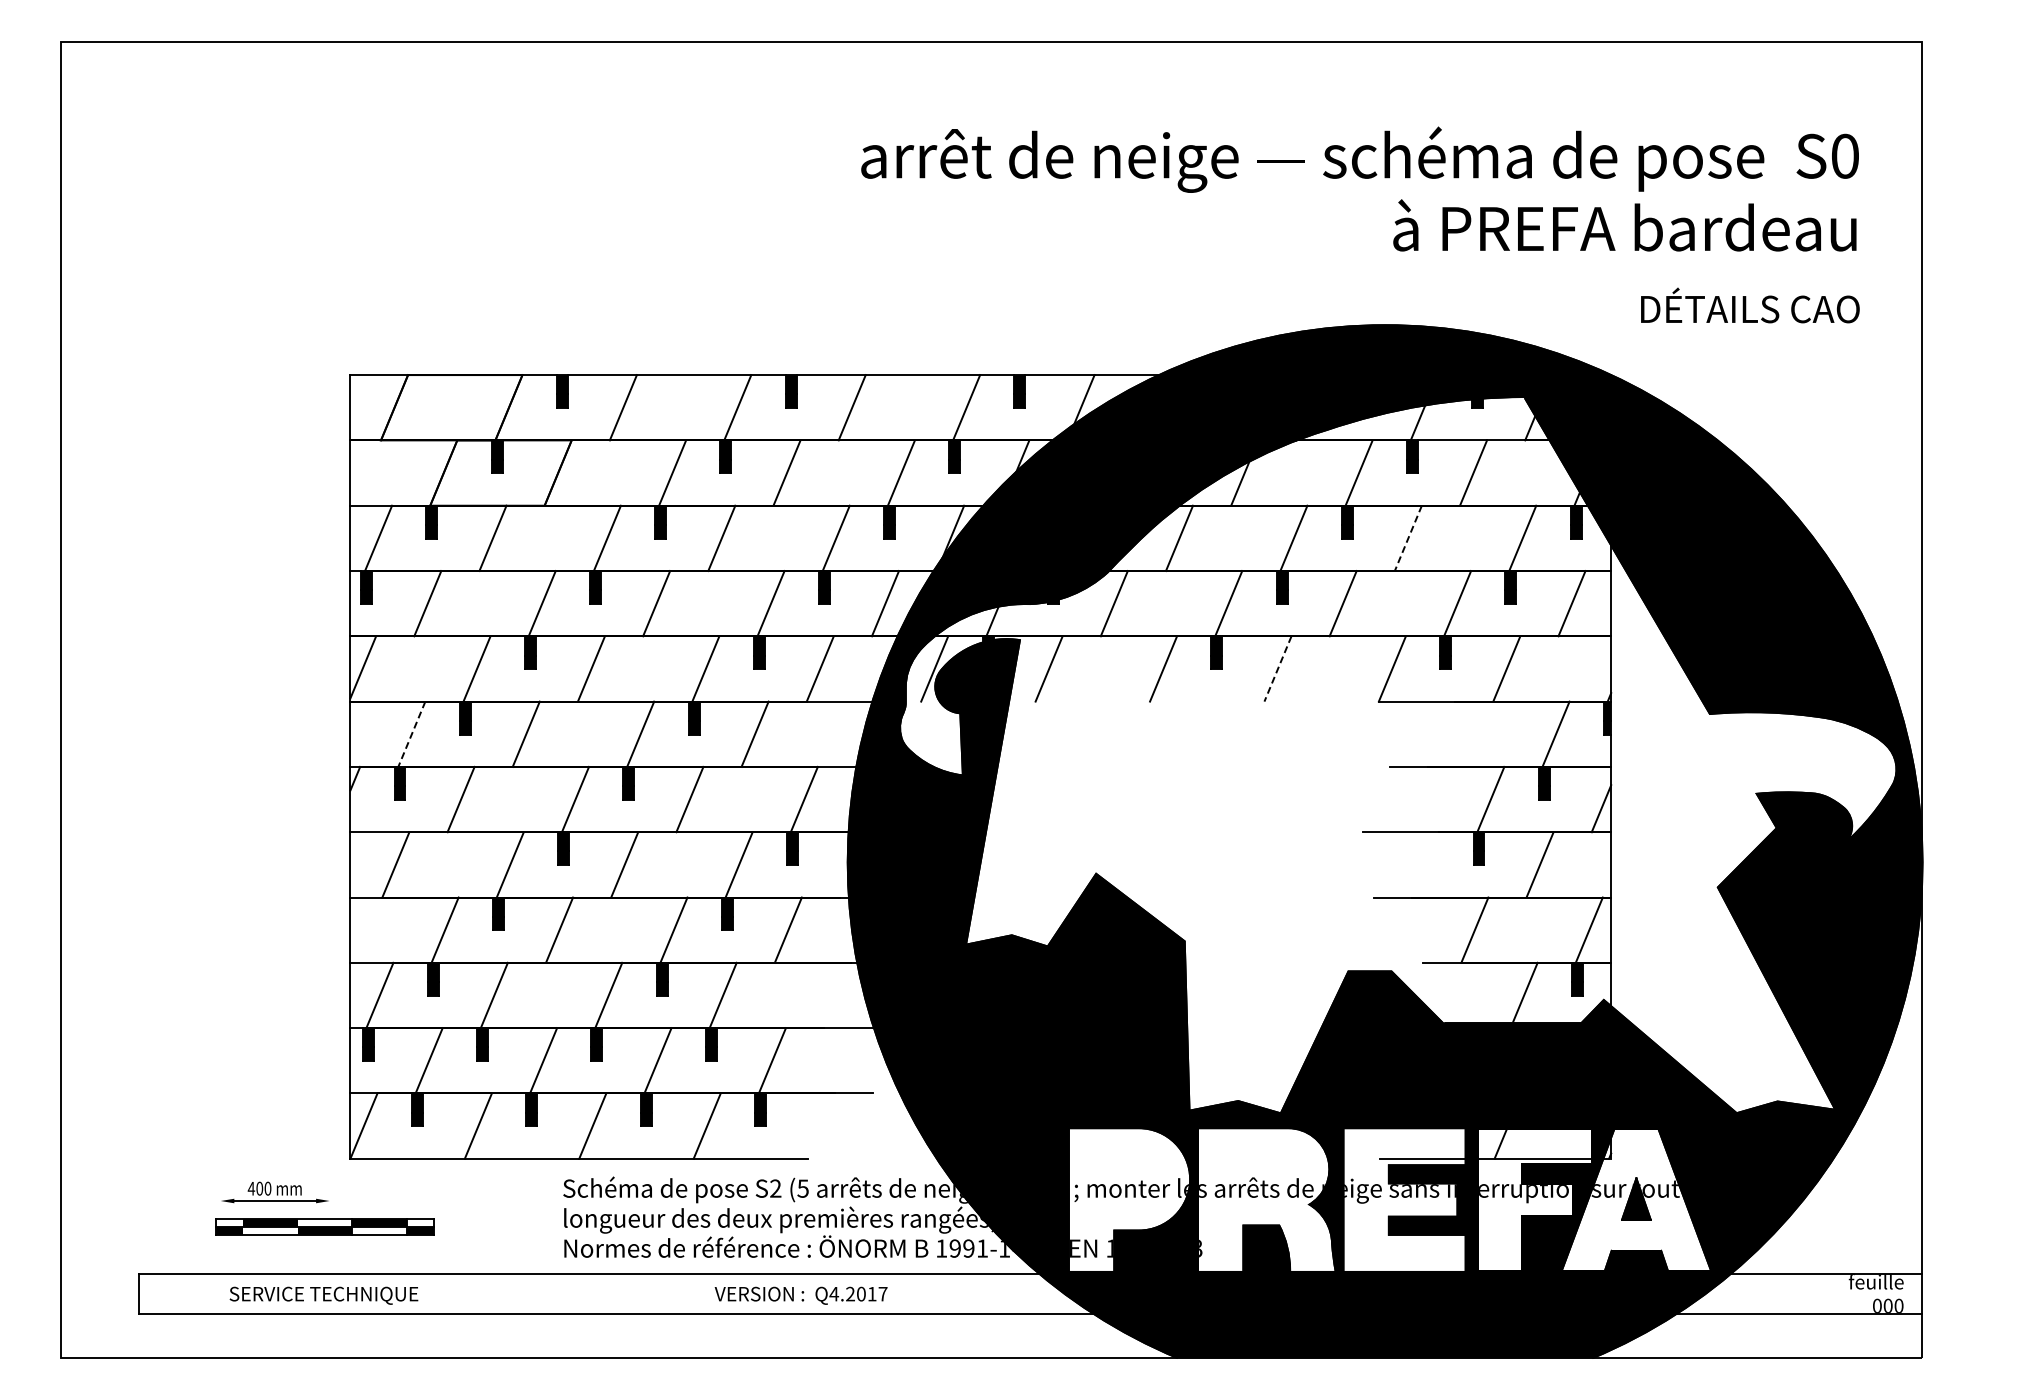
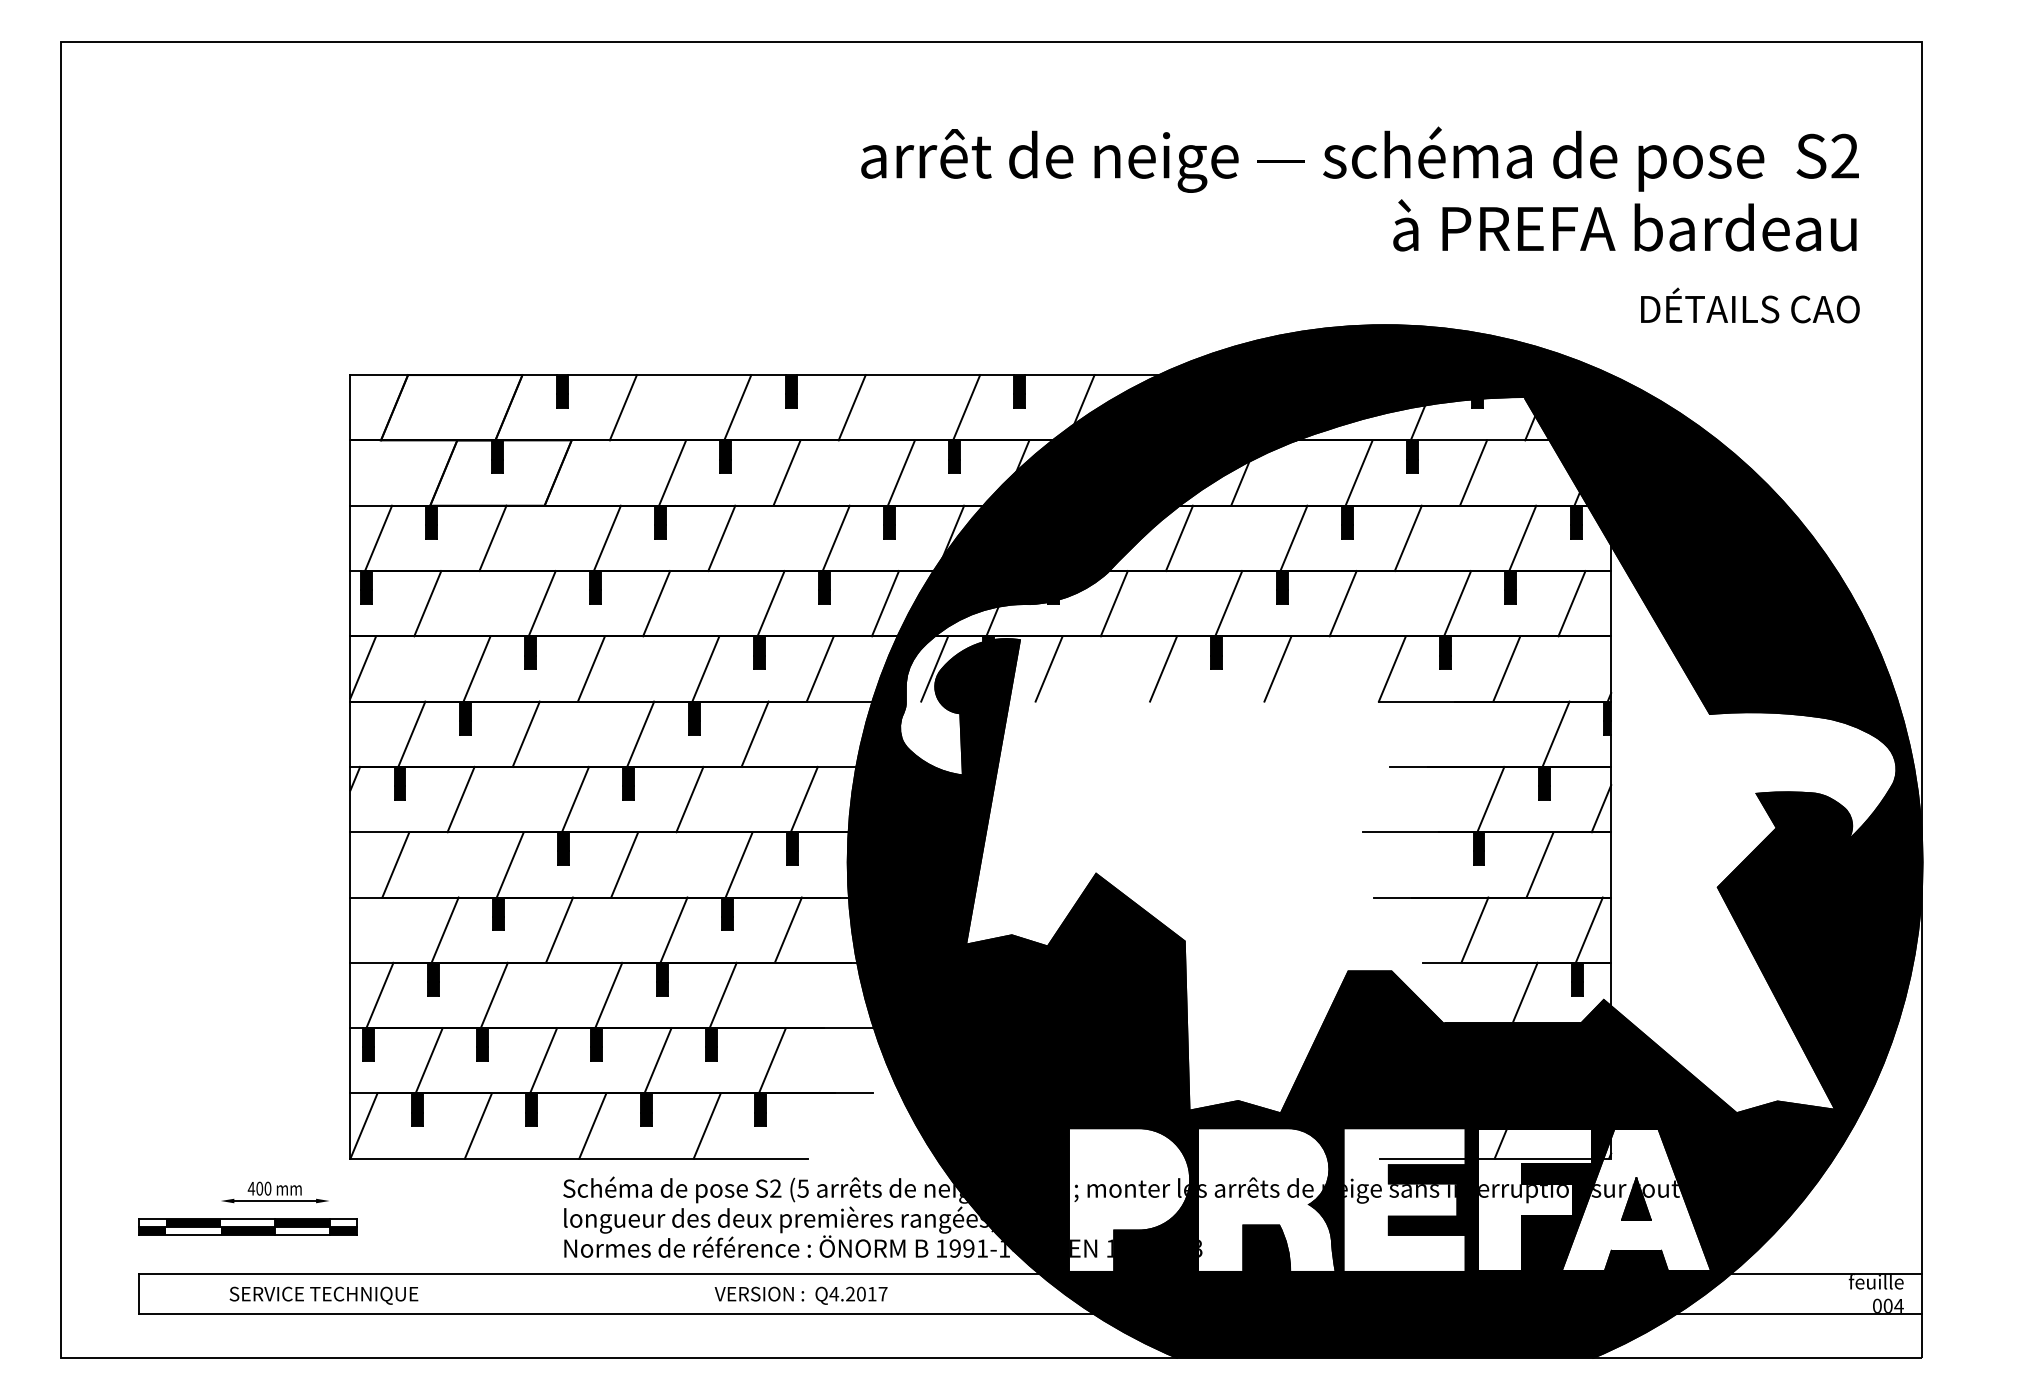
text: S0 -> S2 (1844, 155)
line: dashed -> solid (1408, 538)
line: dashed -> solid (1277, 669)
line: dashed -> solid (411, 734)
part position: (324, 1226) -> (247, 1226) (247, 1226)
text: 000 -> 004 (1898, 1305)
